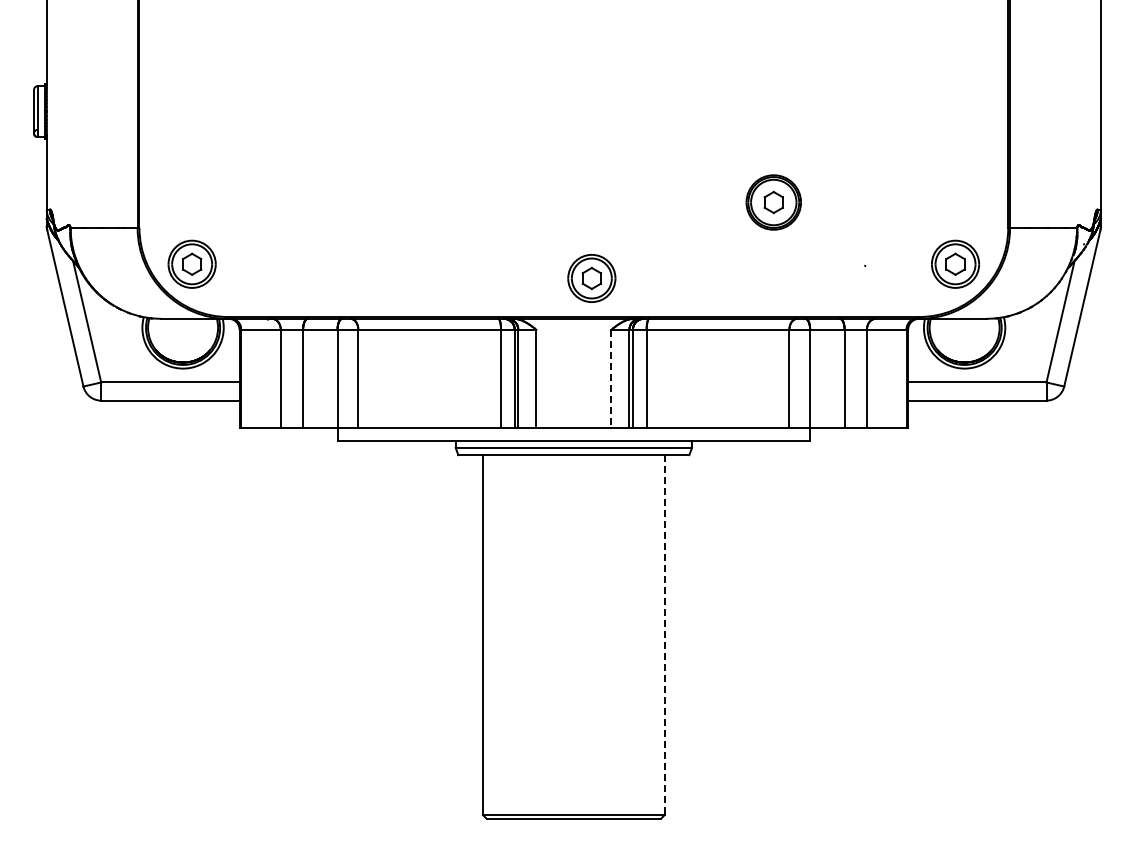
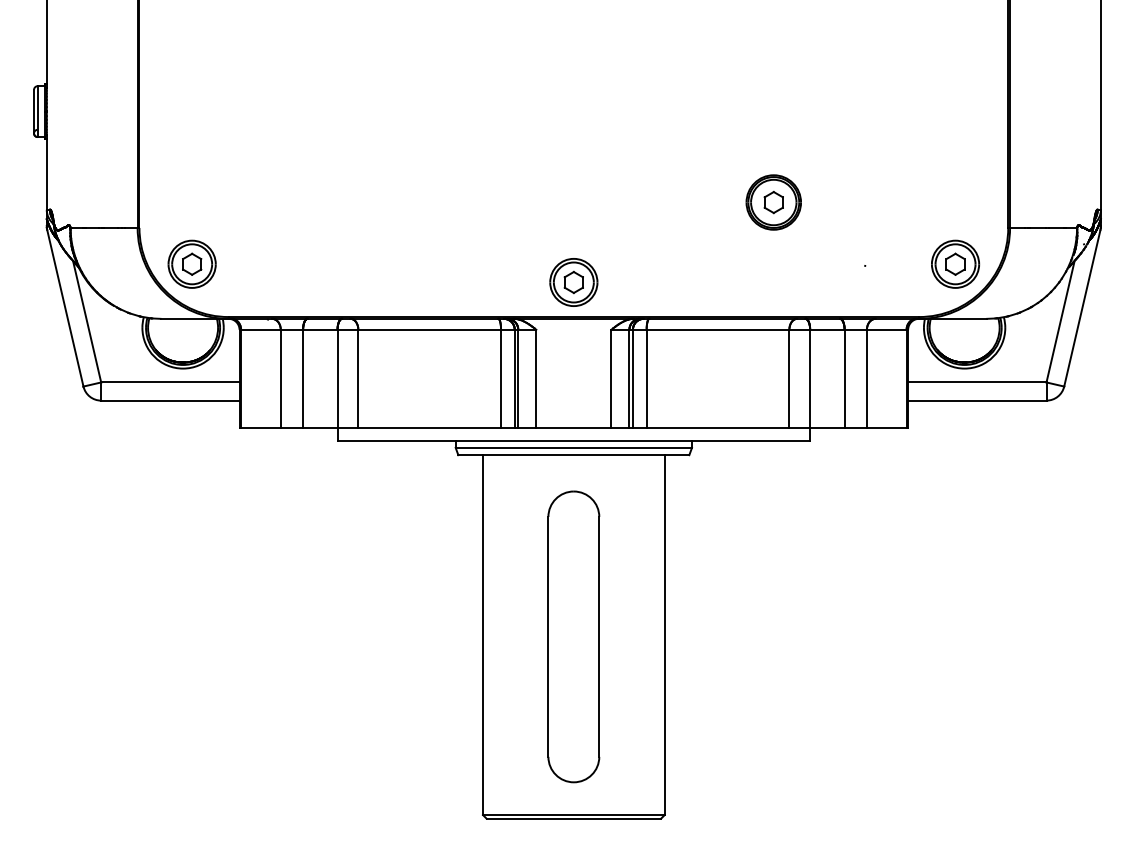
part position: (591, 278) -> (573, 282) (573, 282)
line: dashed -> solid (611, 379)
line: dashed -> solid (664, 635)
part: none -> present (573, 636)
